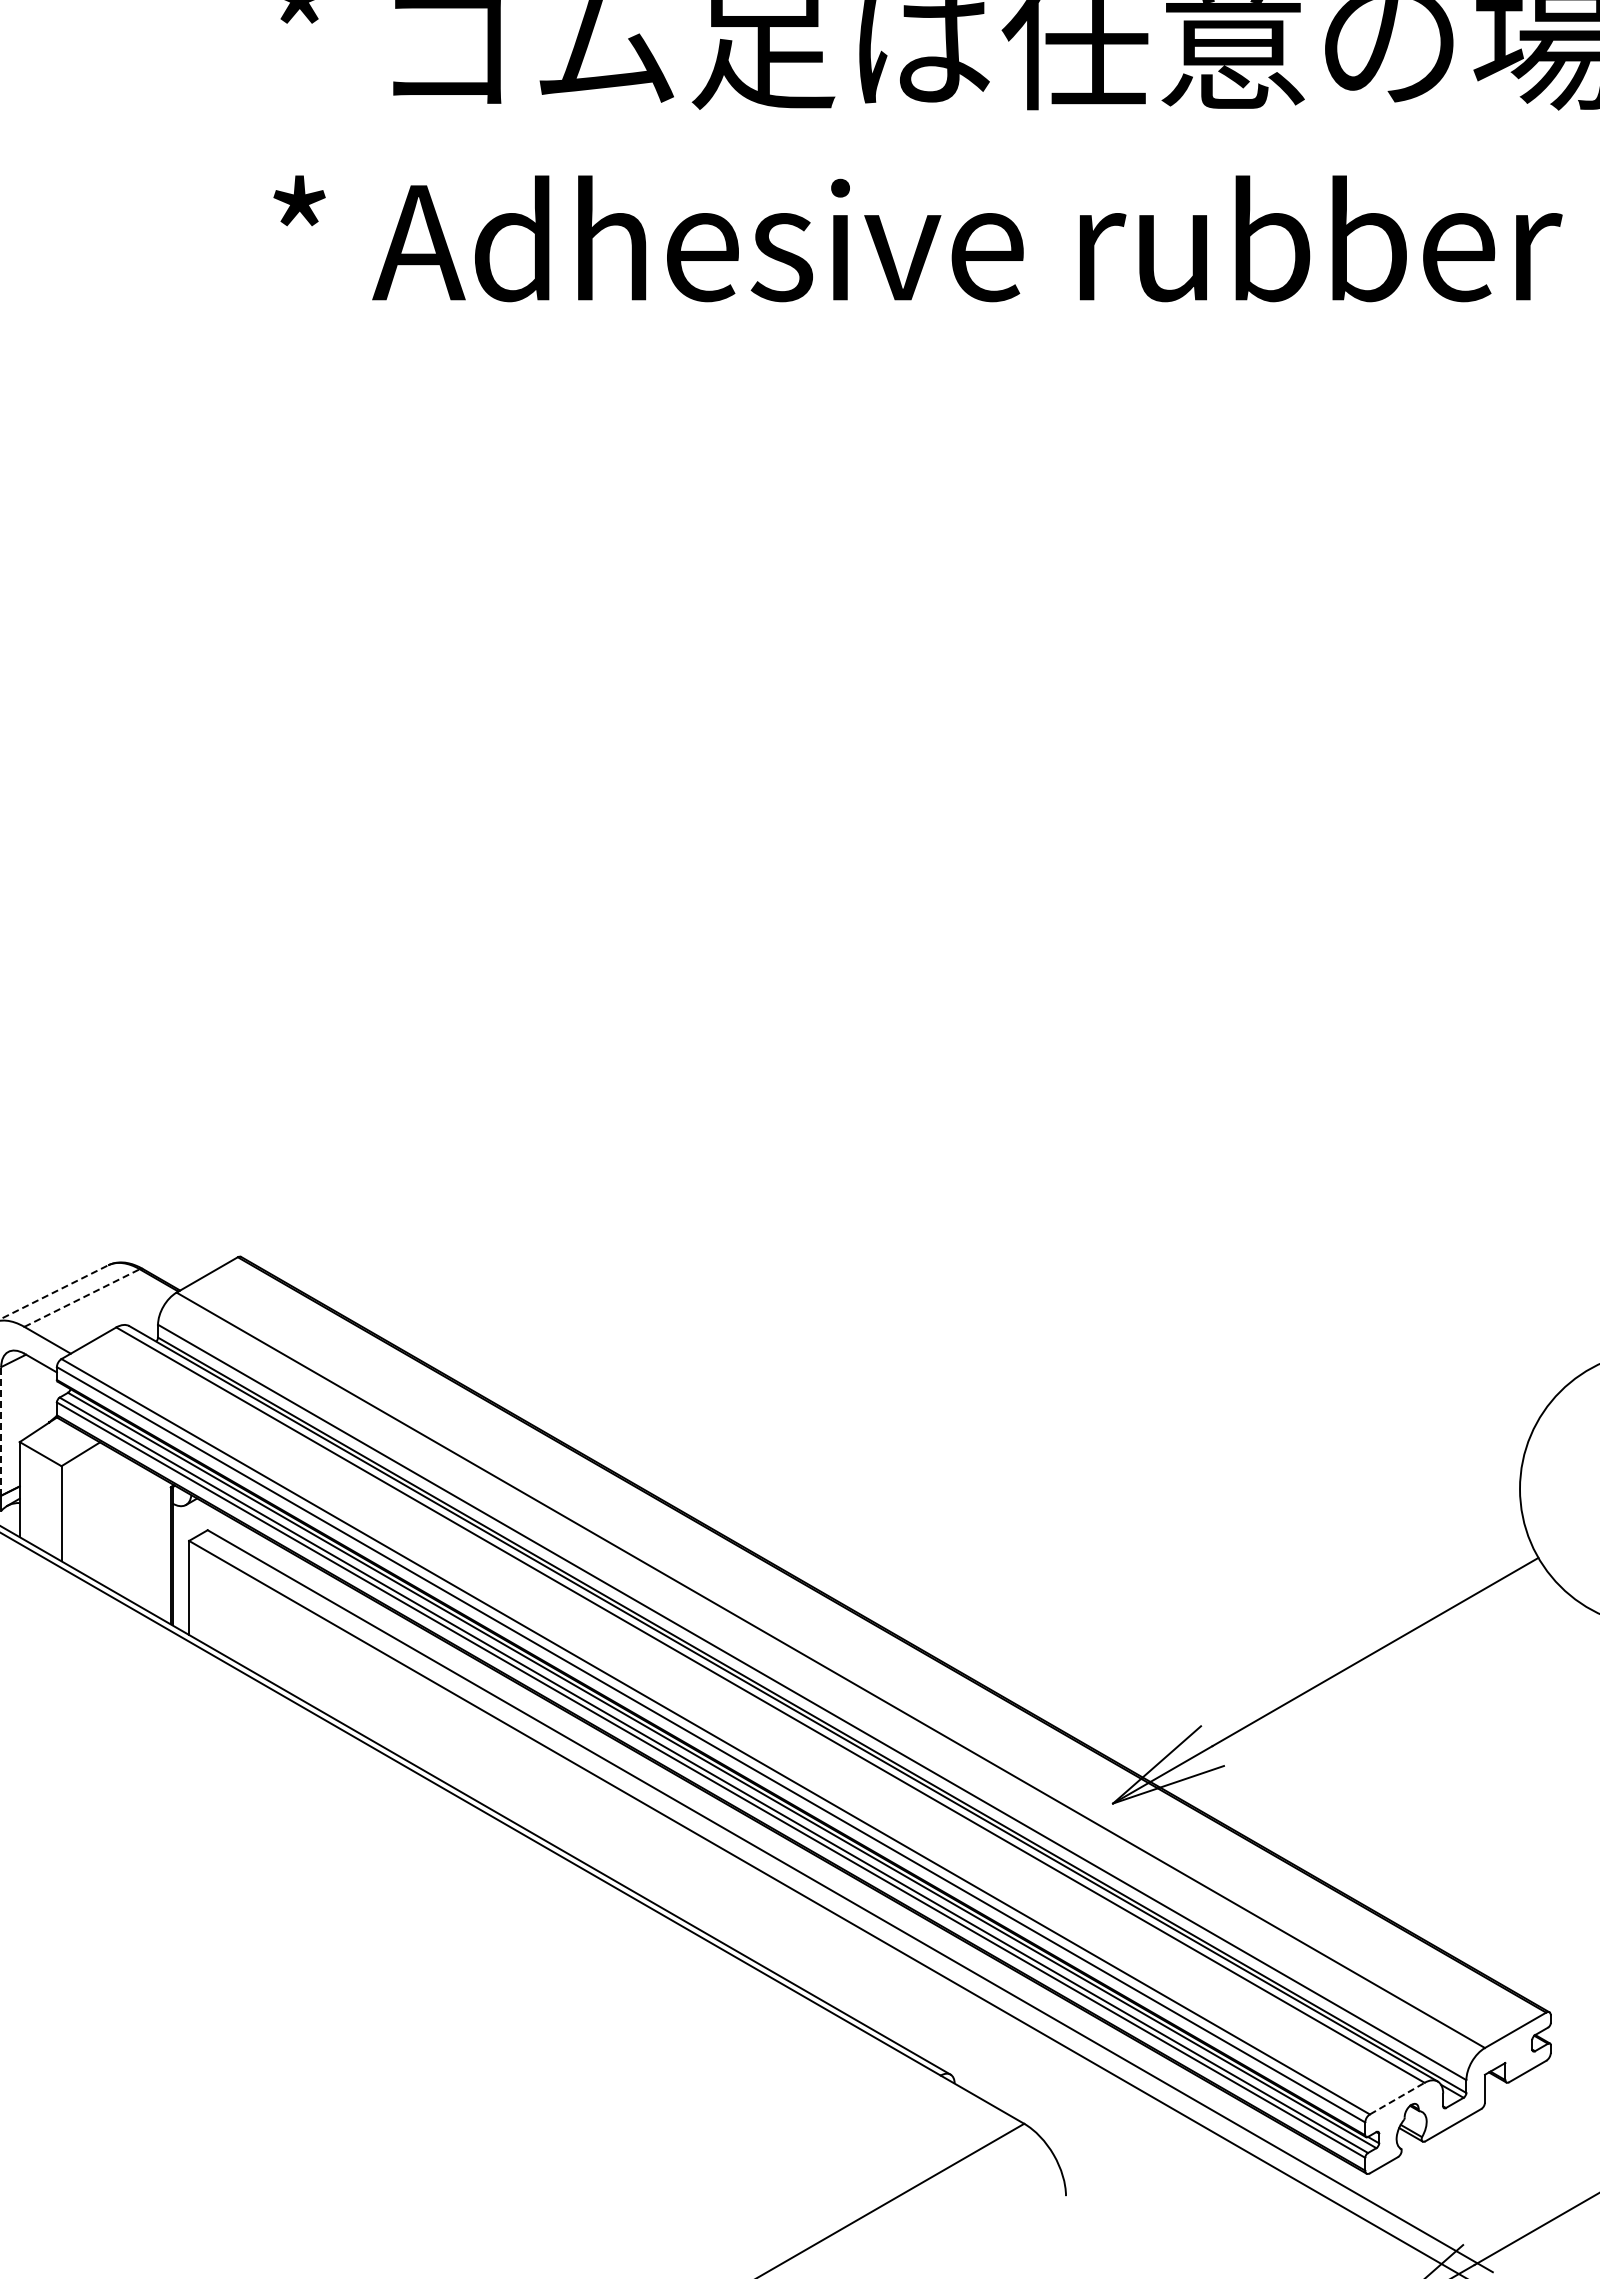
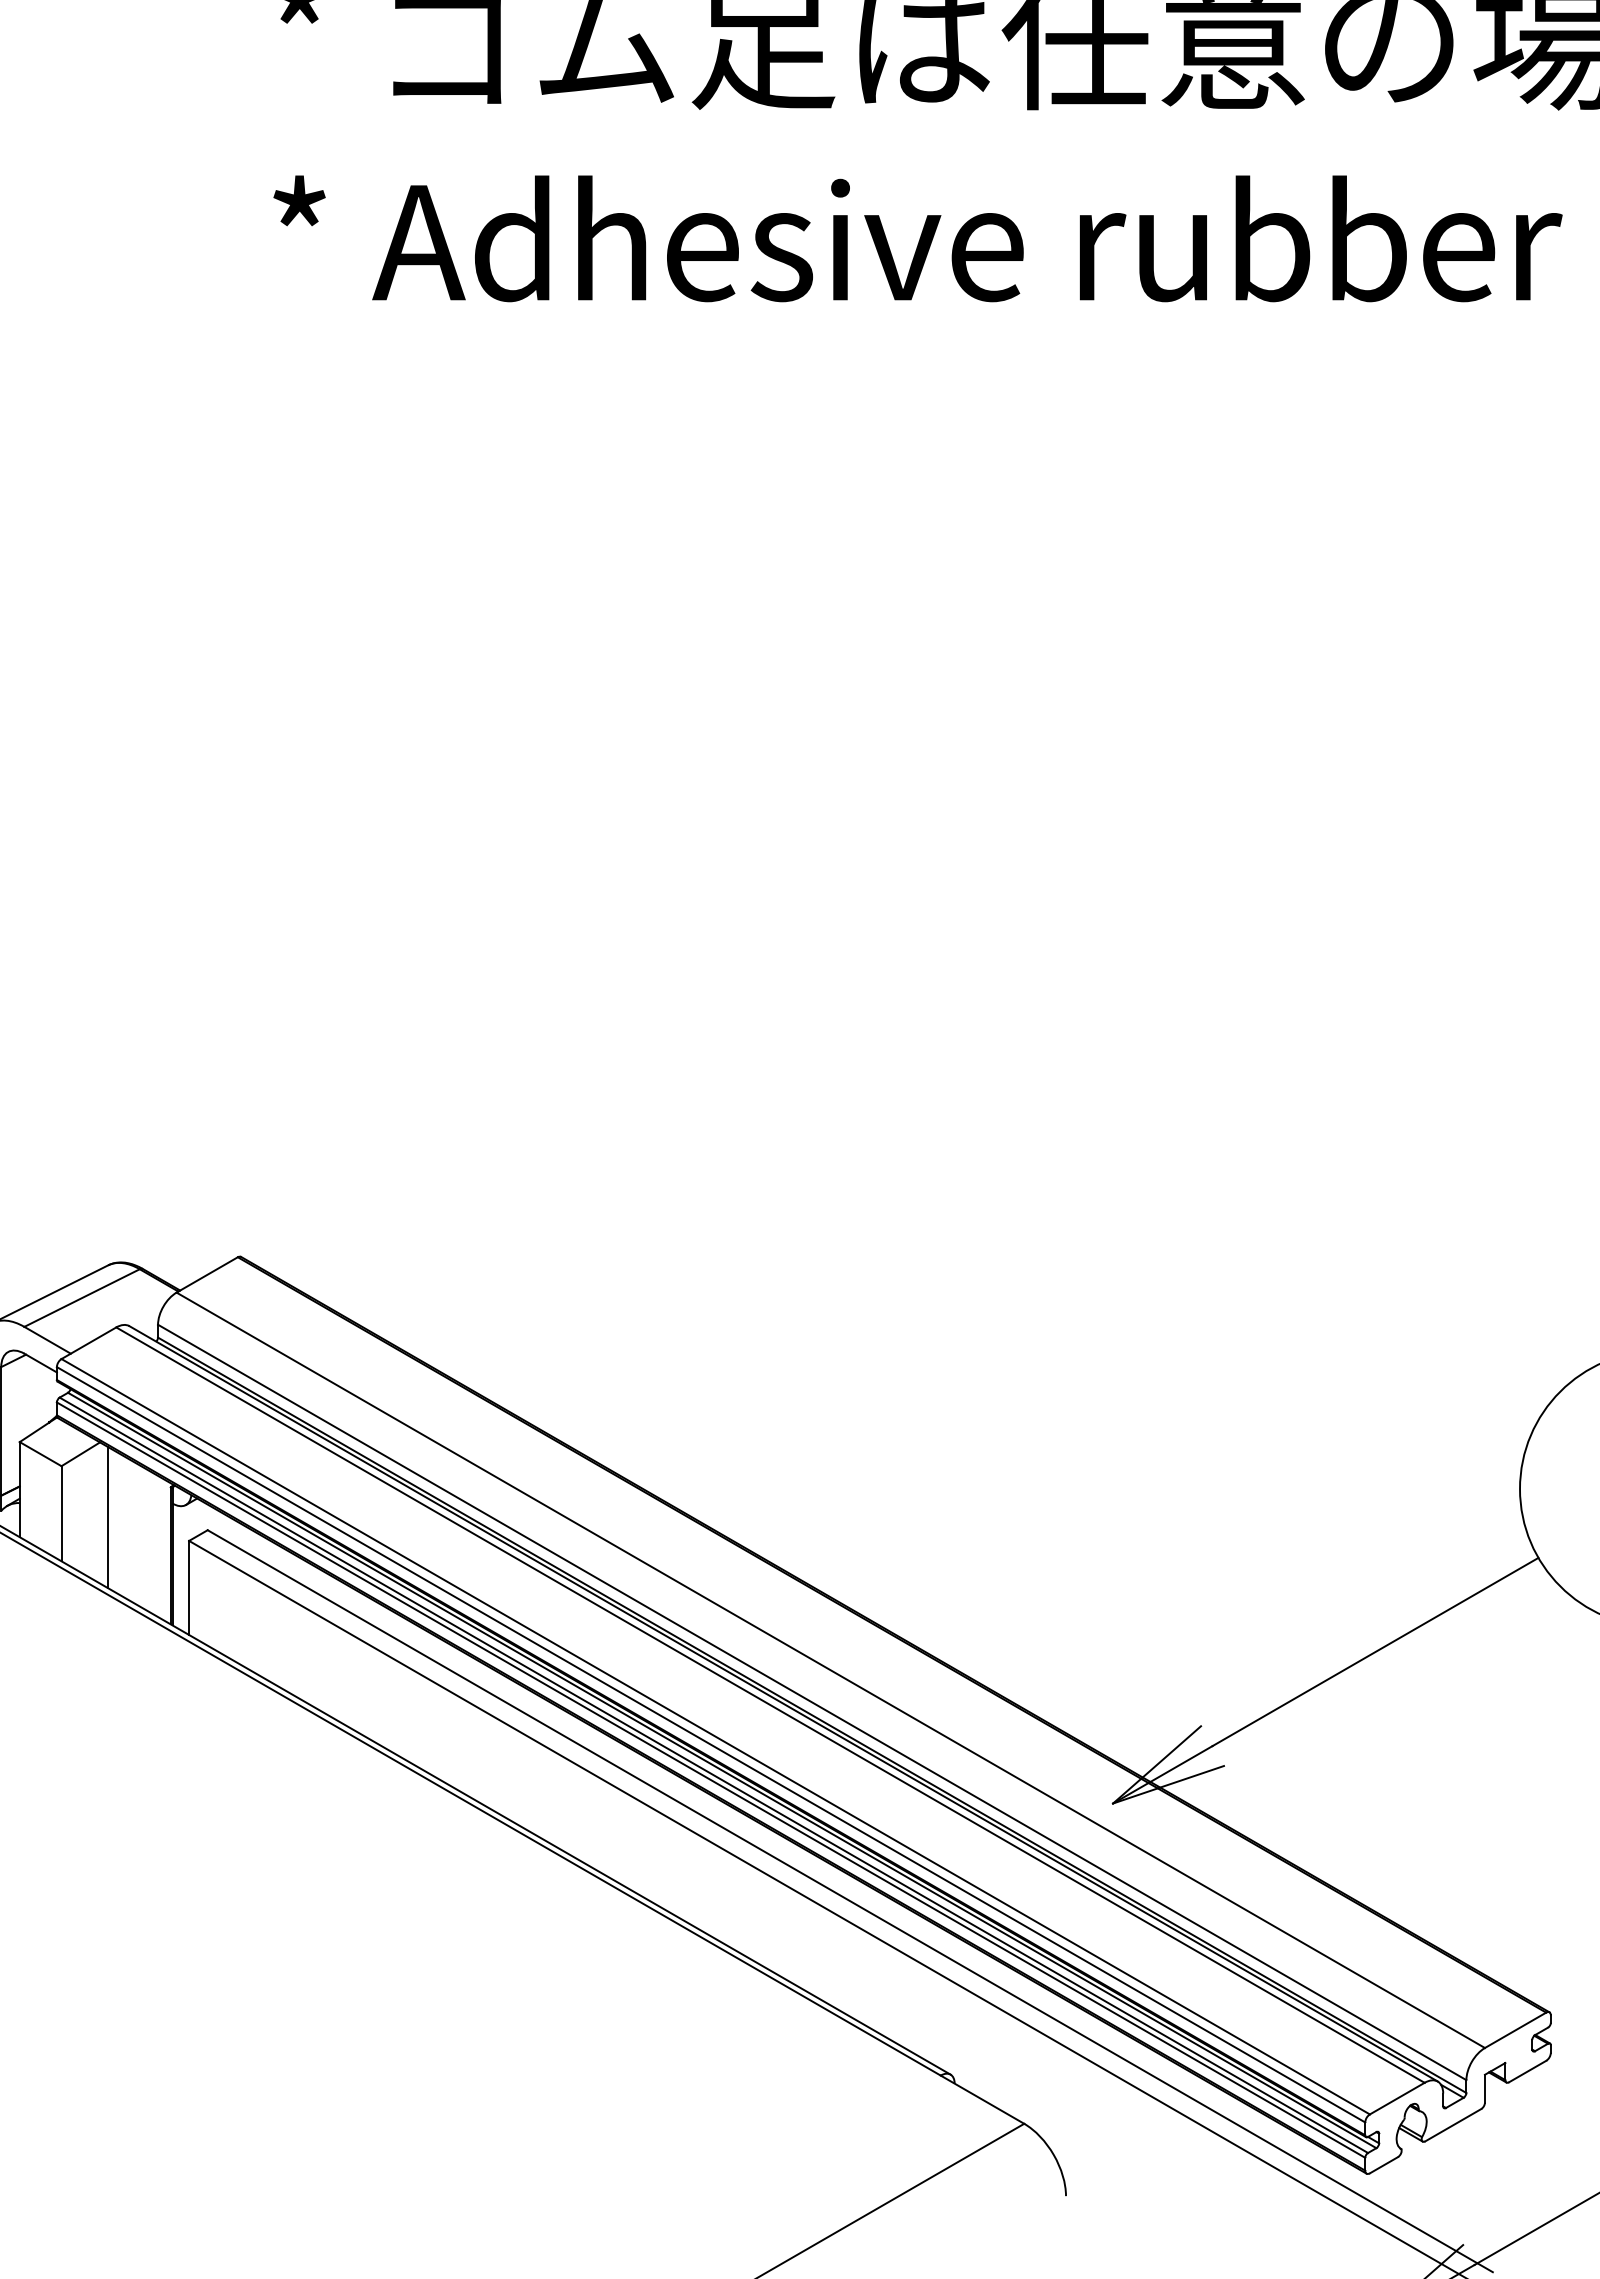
line: dashed -> solid (54, 1291)
line: dashed -> solid (82, 1297)
line: dashed -> solid (1, 1430)
line: none -> present (107, 1517)
line: dashed -> solid (1397, 2098)
